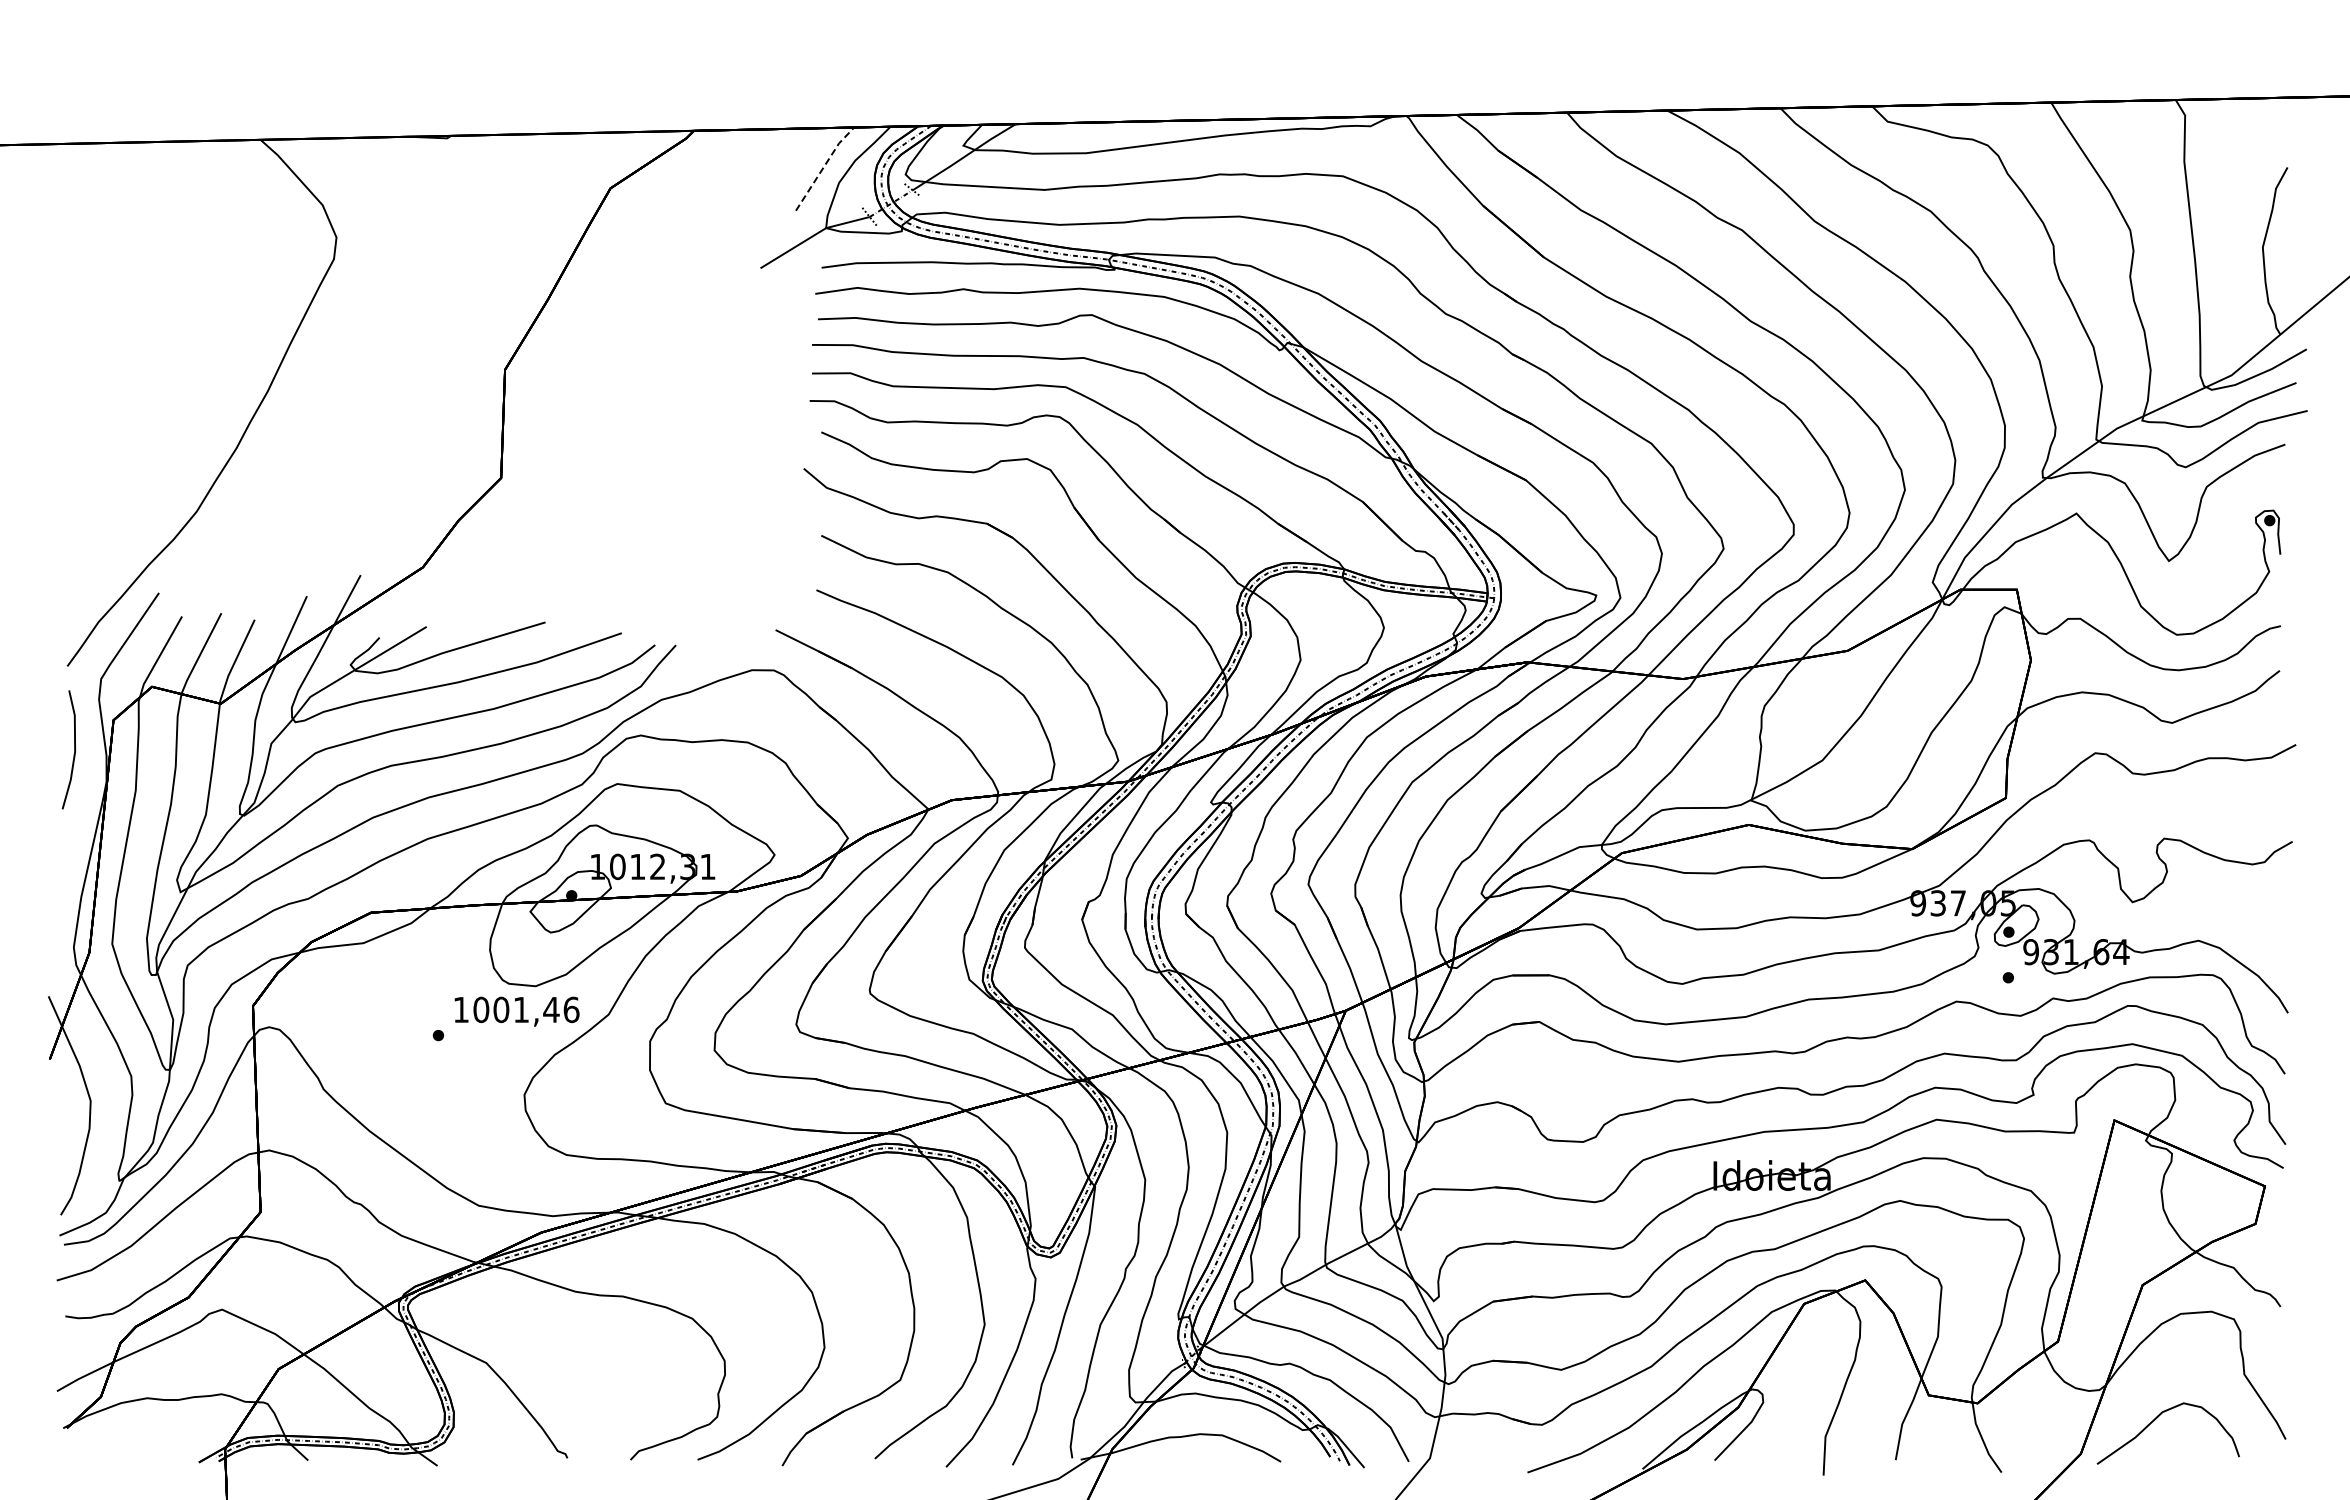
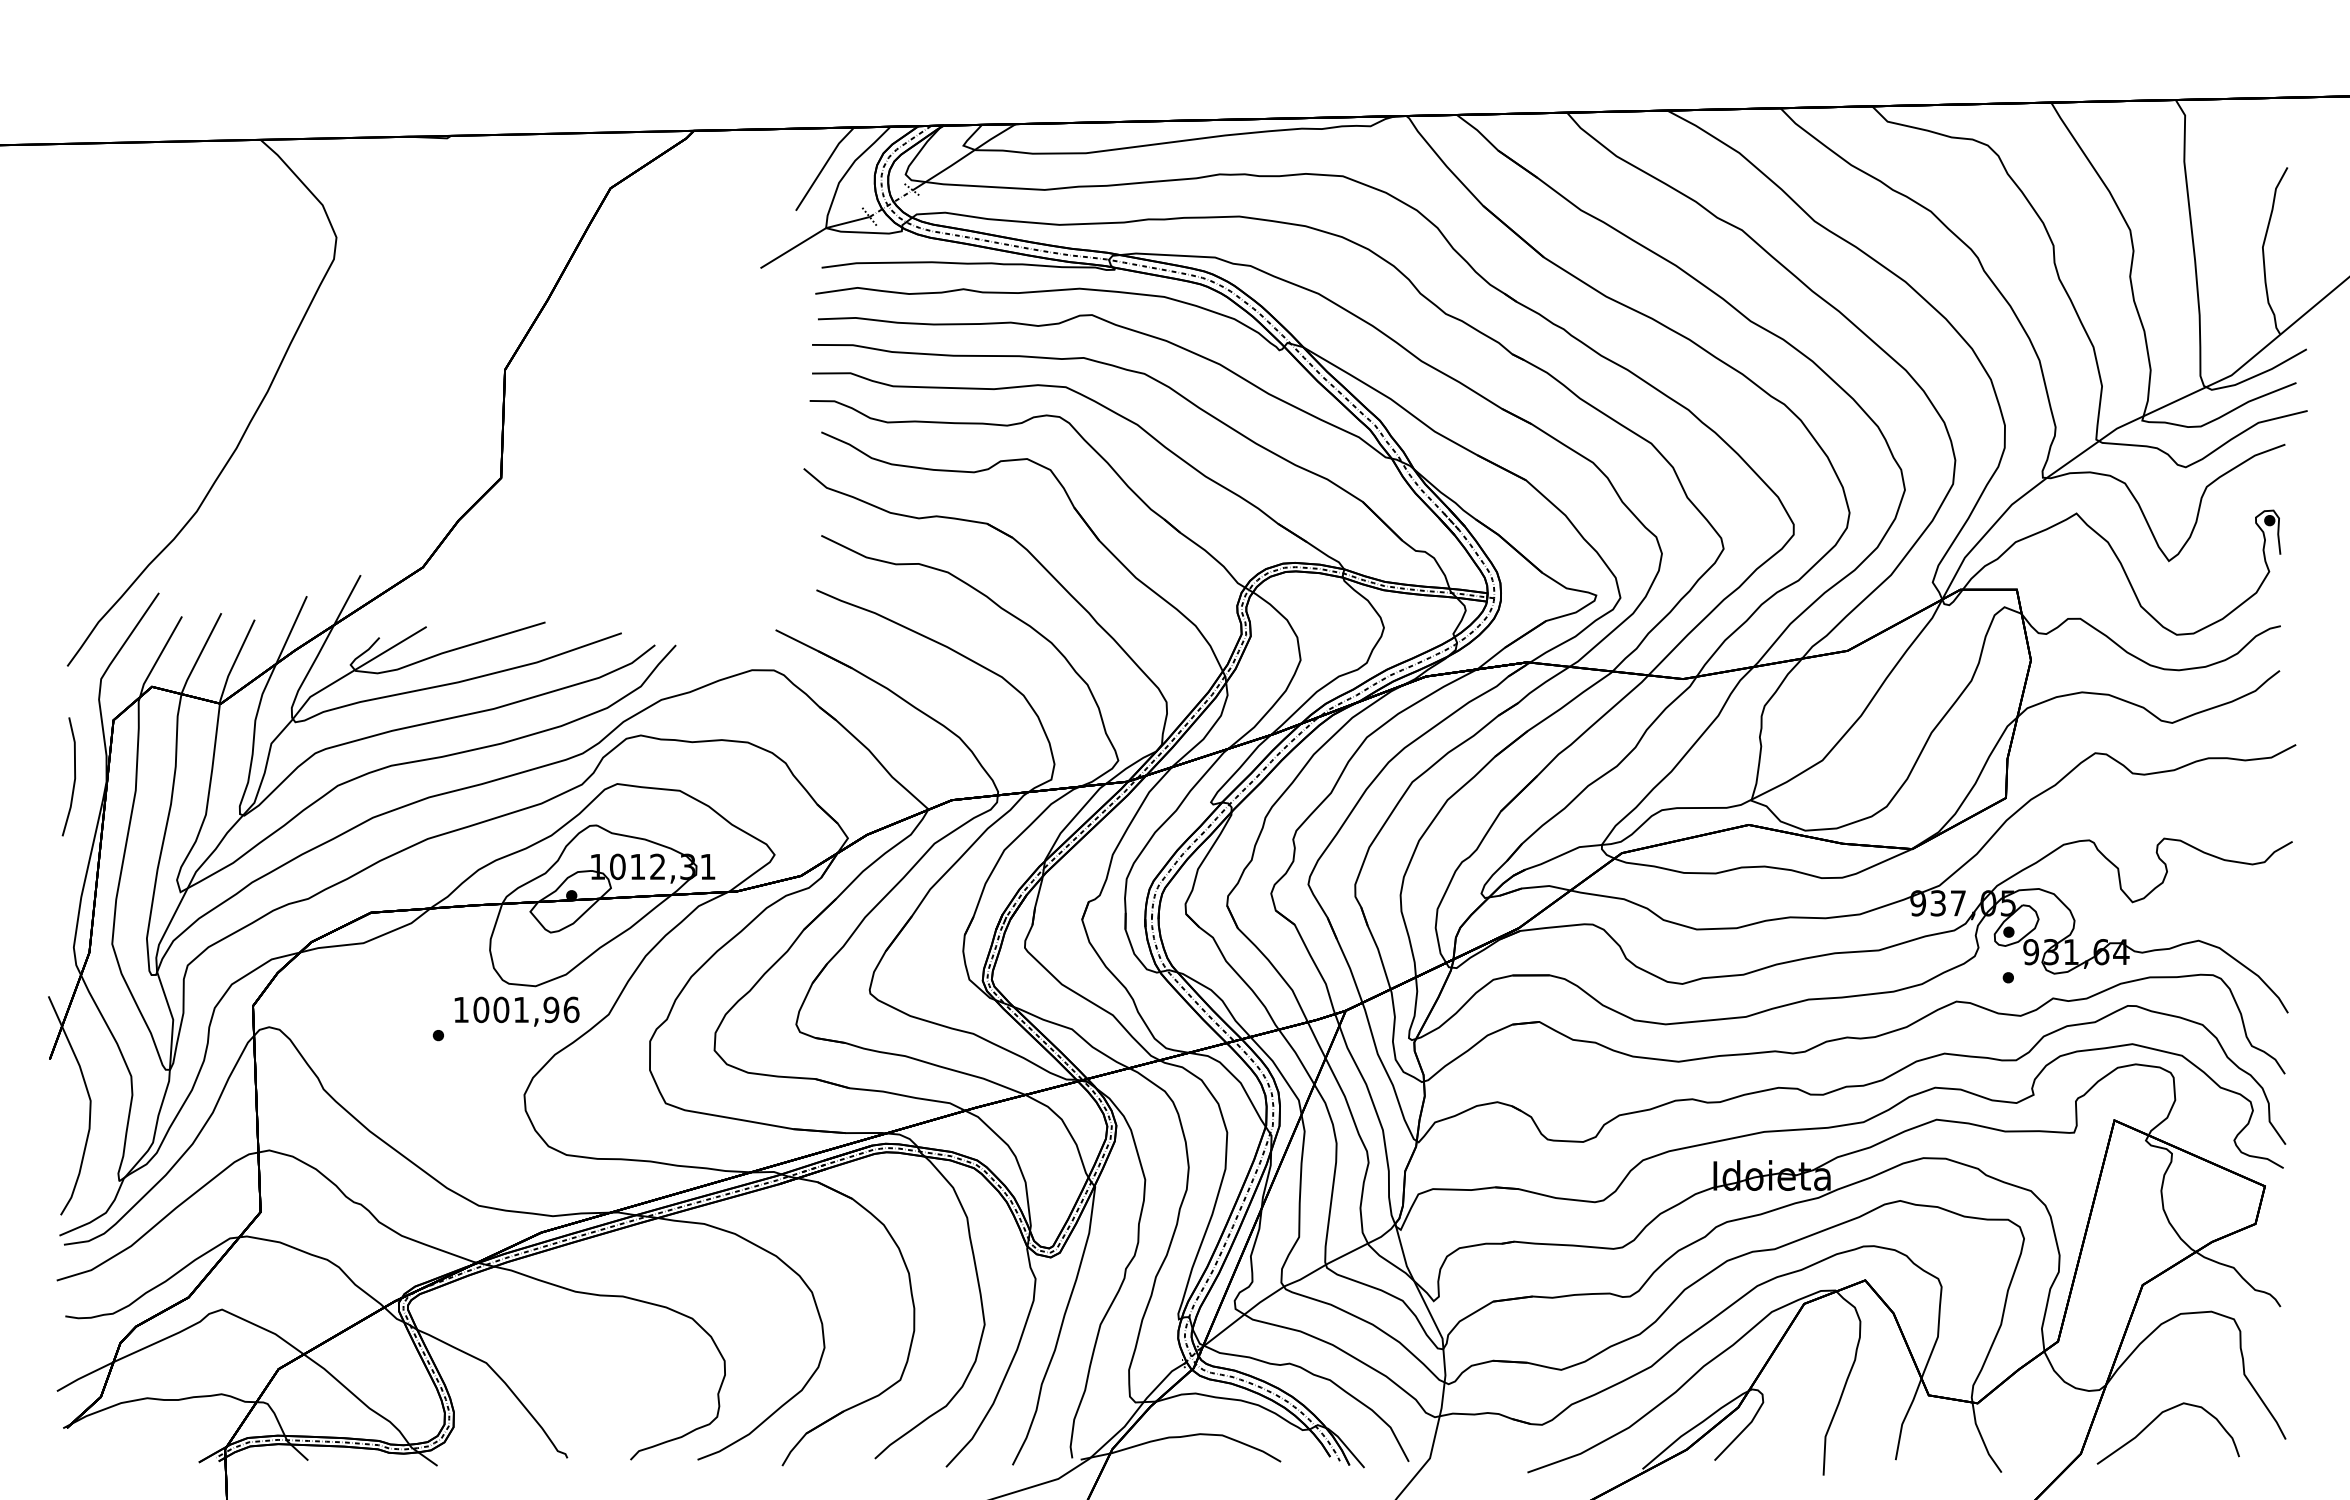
line: dashed -> solid (823, 167)
line position: (74, 749) -> (74, 776) (74, 776)
text: 1001,46 -> 1001,96 (551, 1009)
